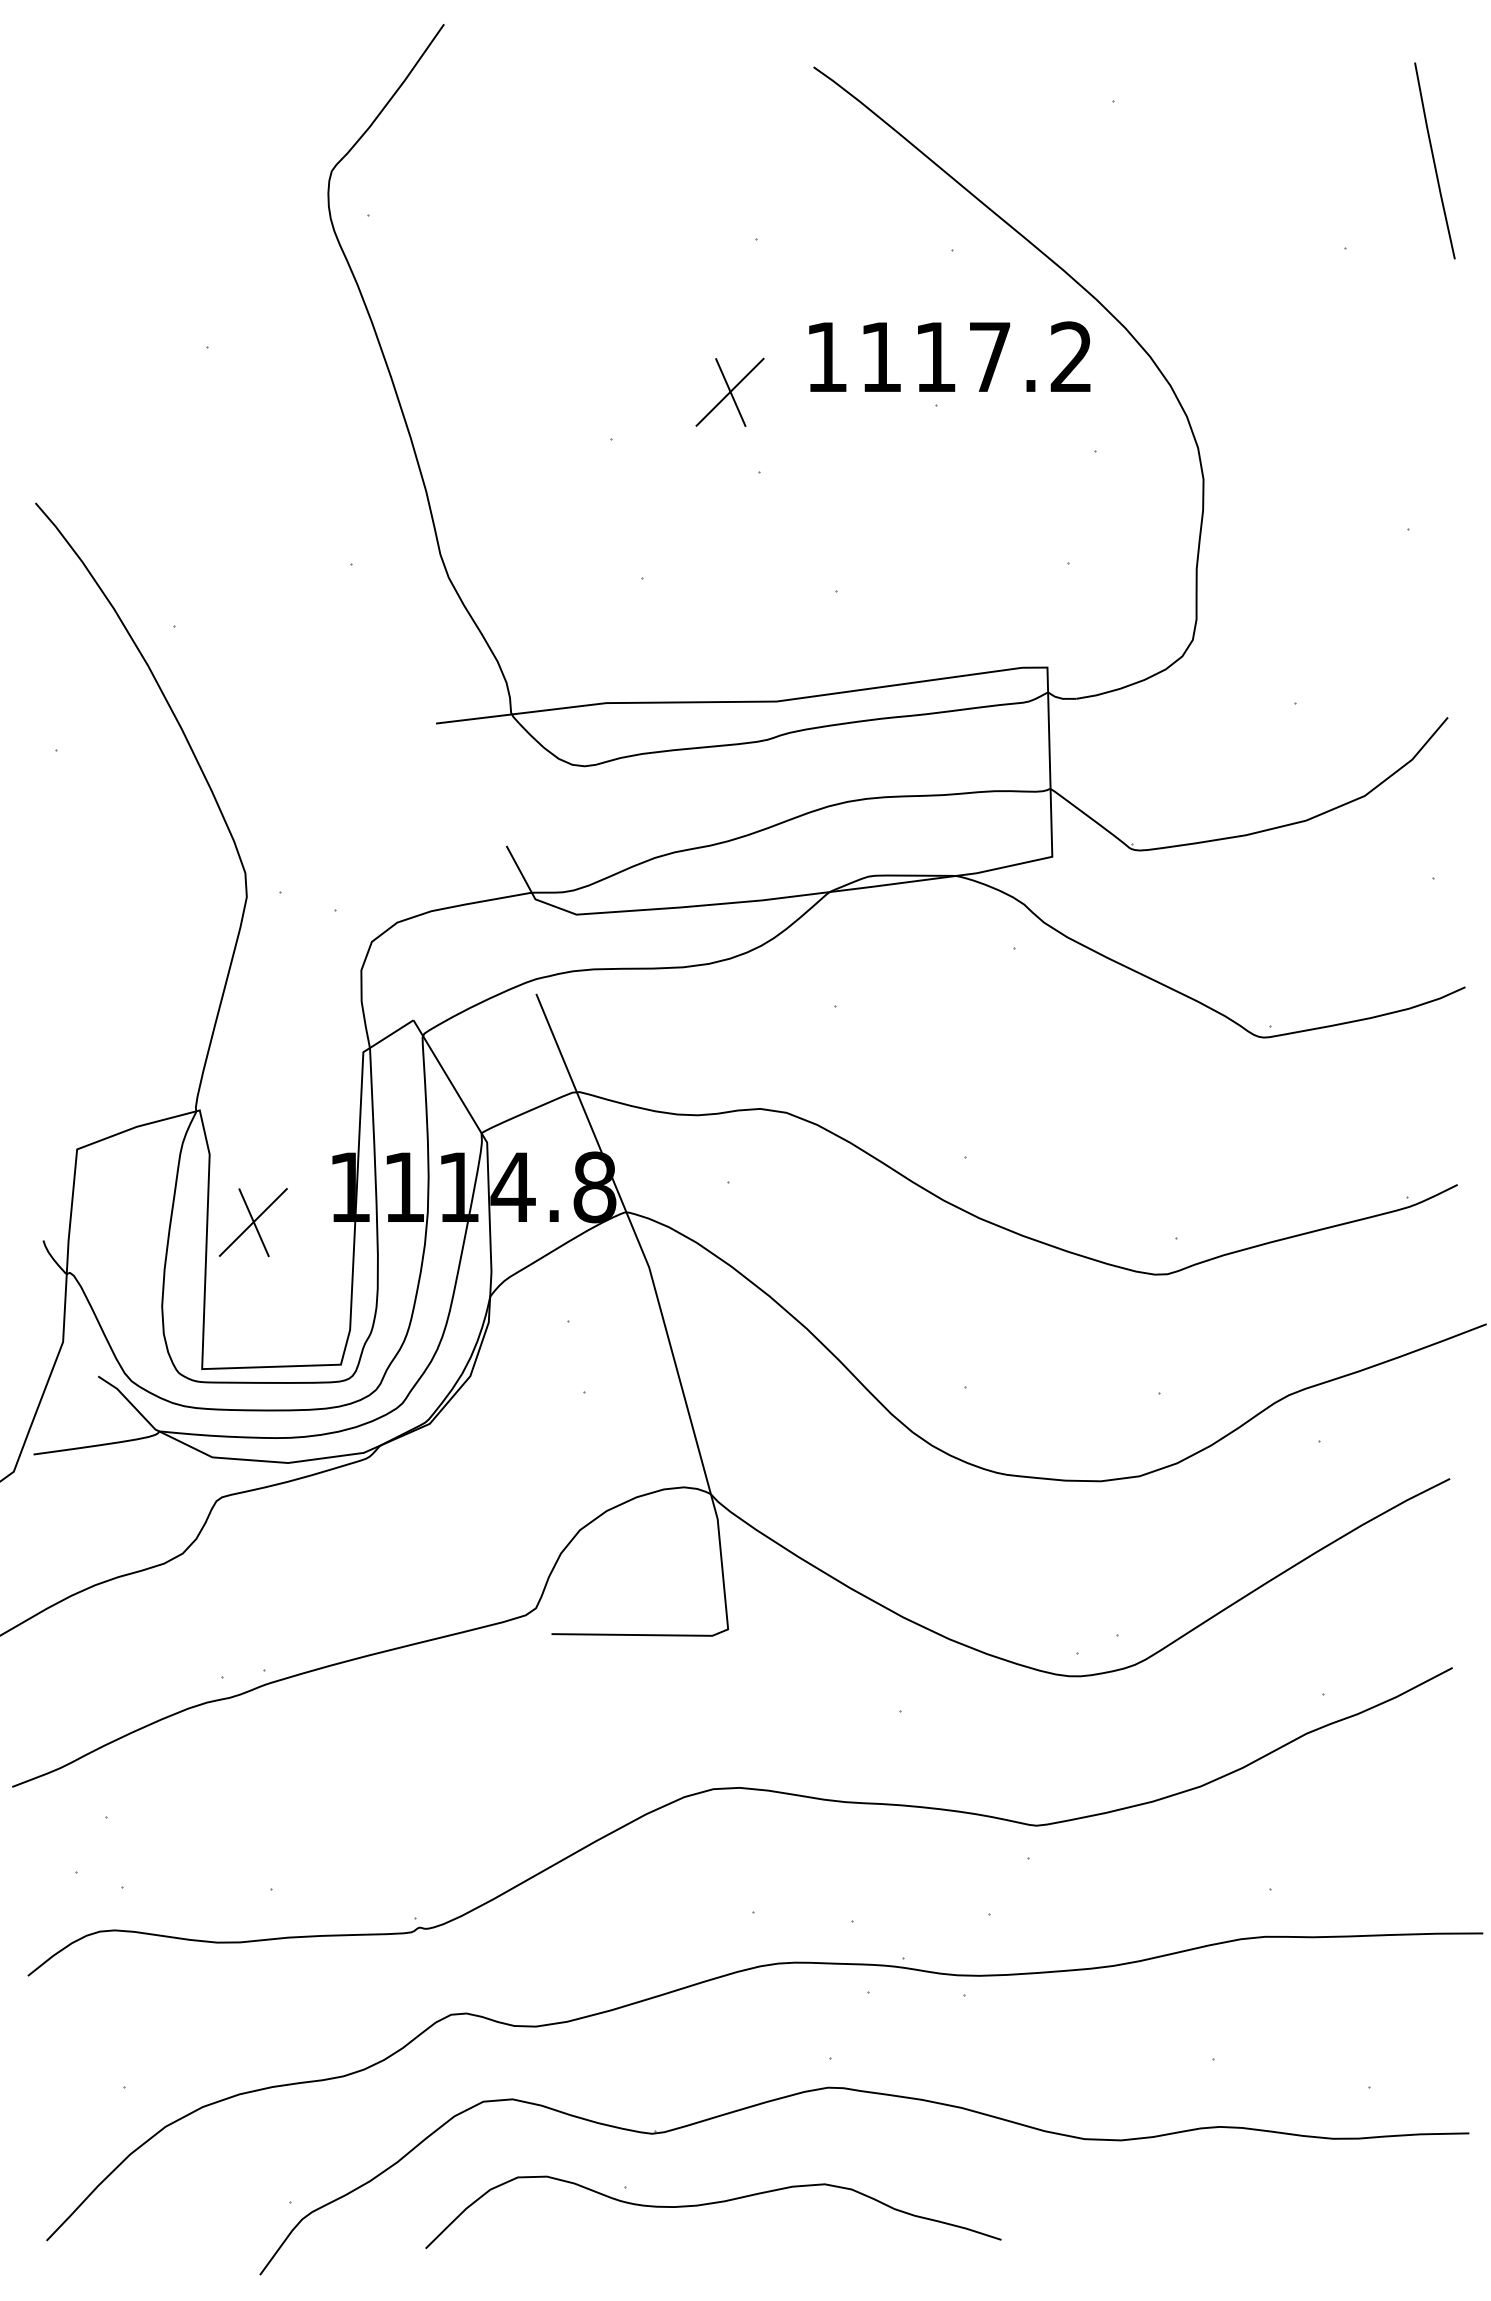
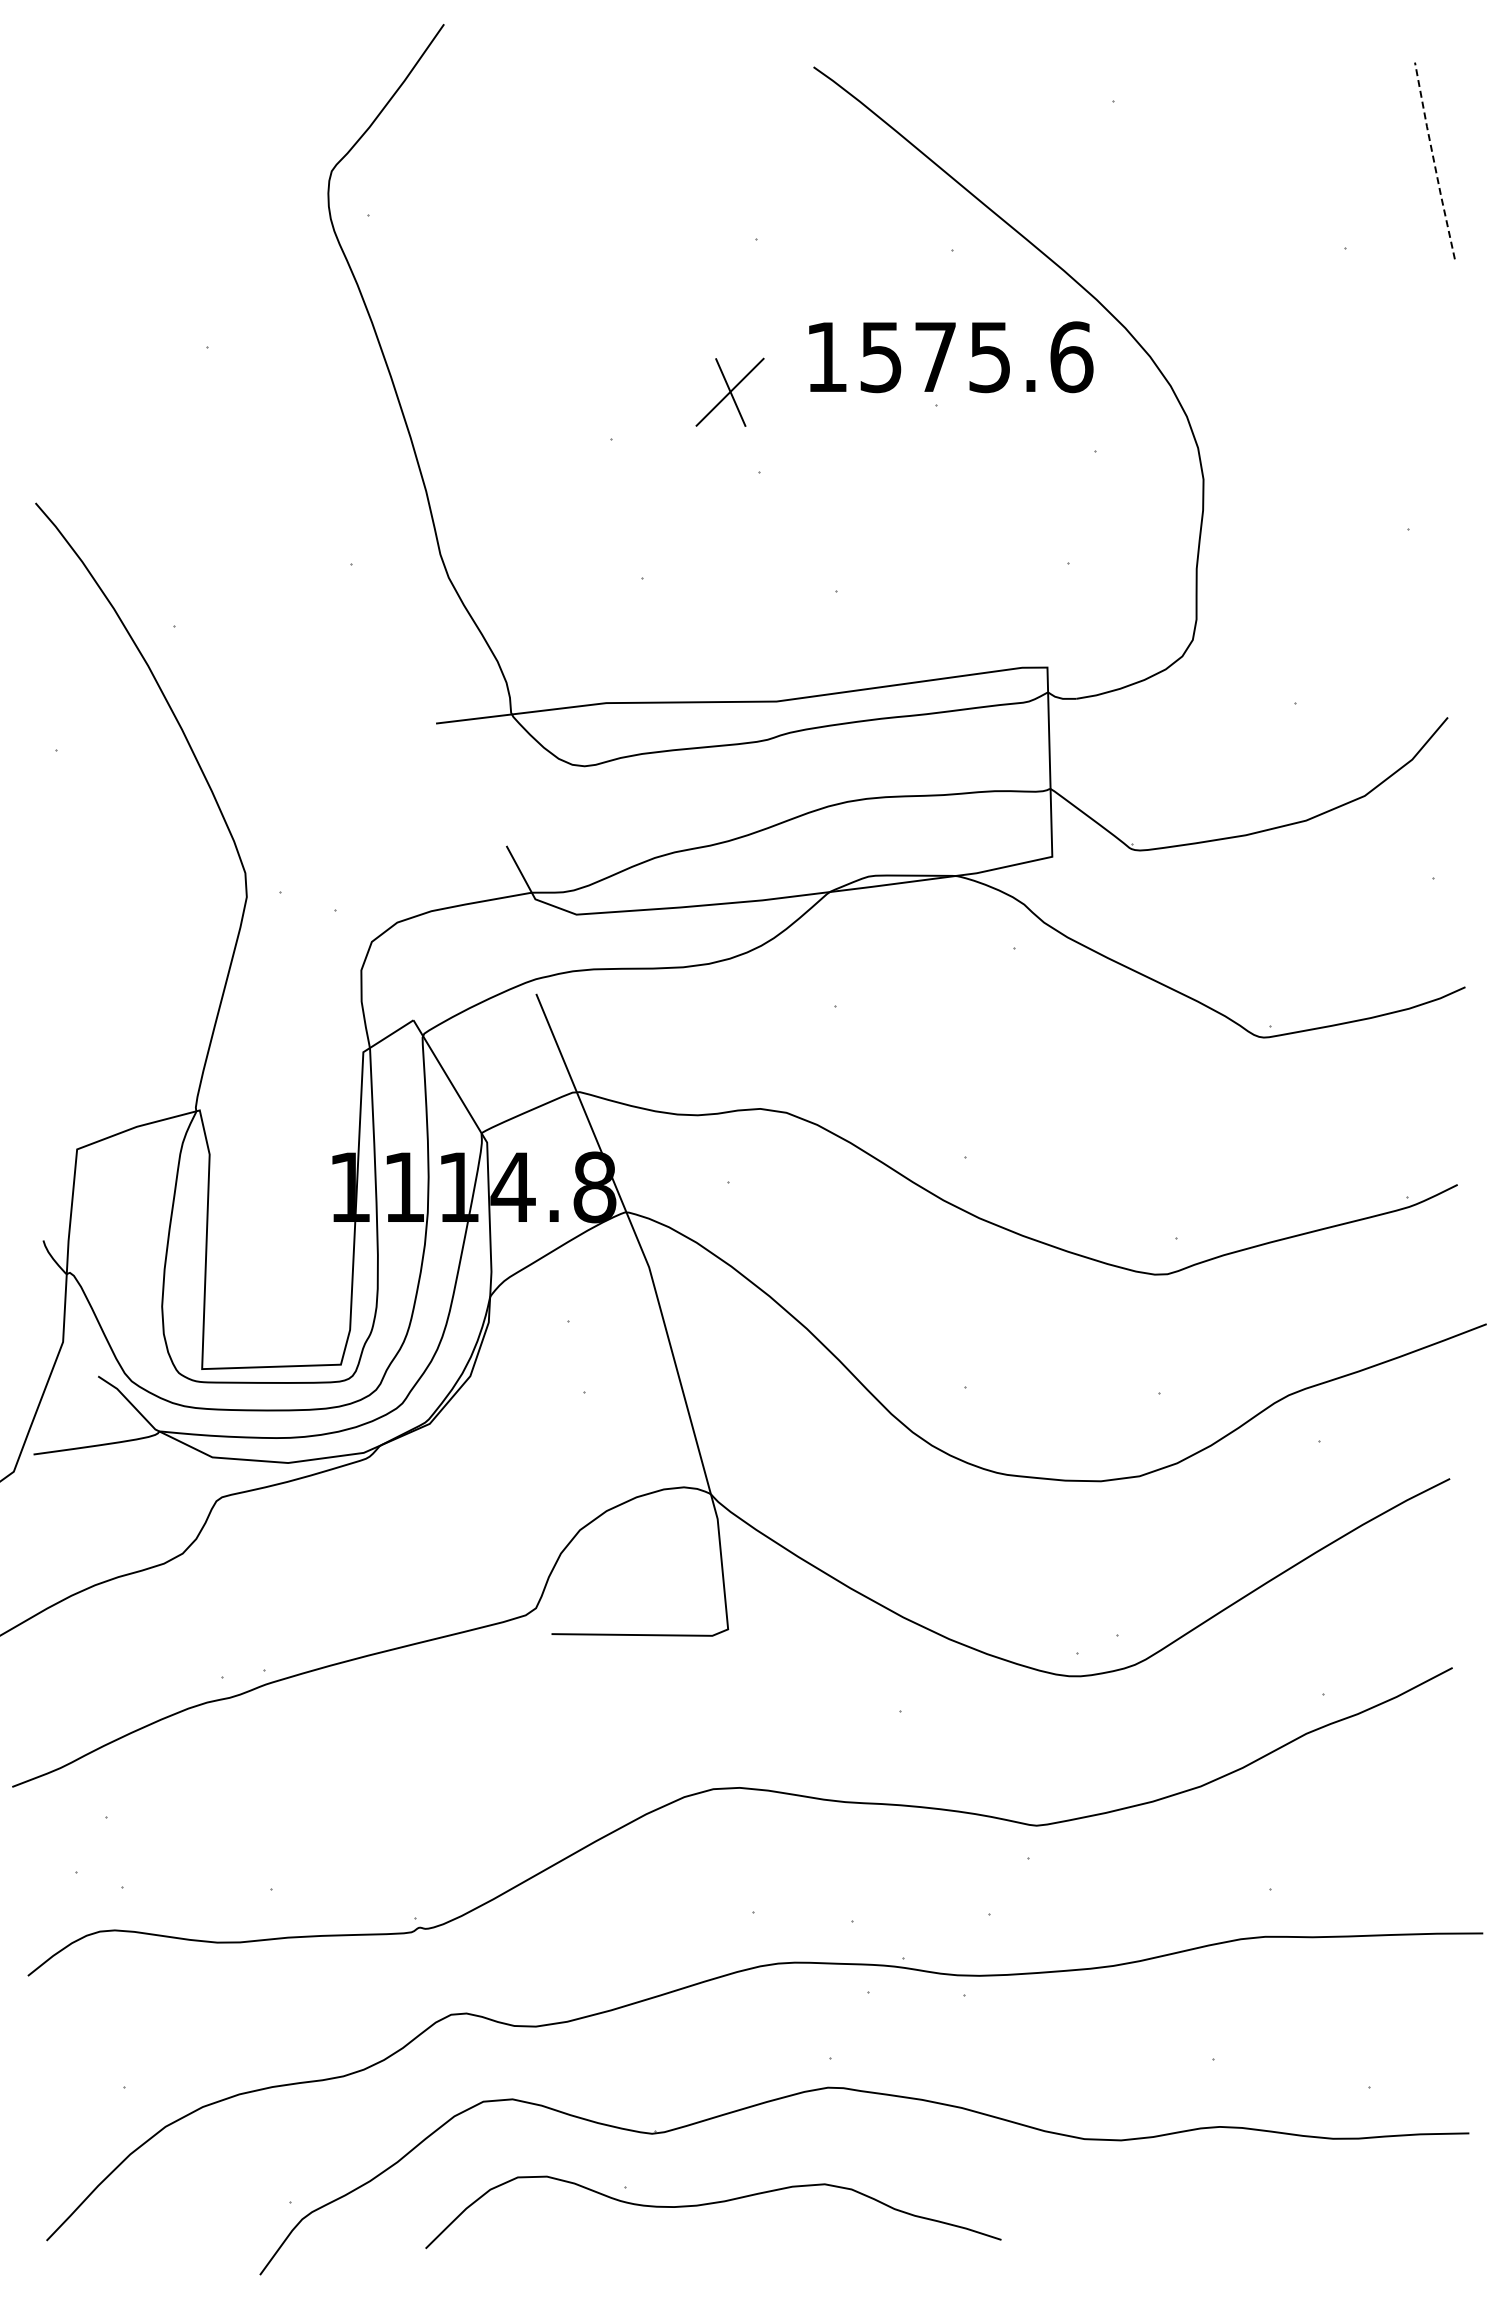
line: solid -> dashed (1433, 160)
text: 1117.2 -> 1575.6 (976, 357)
part: present -> none (252, 1222)
